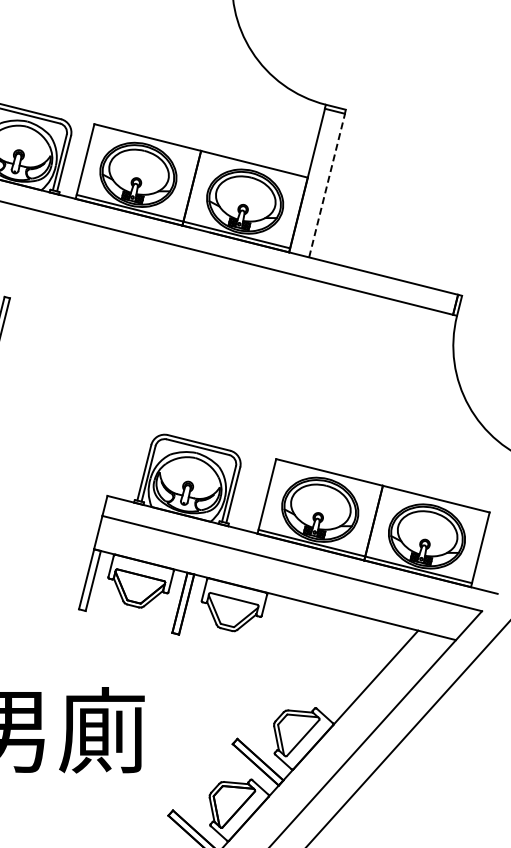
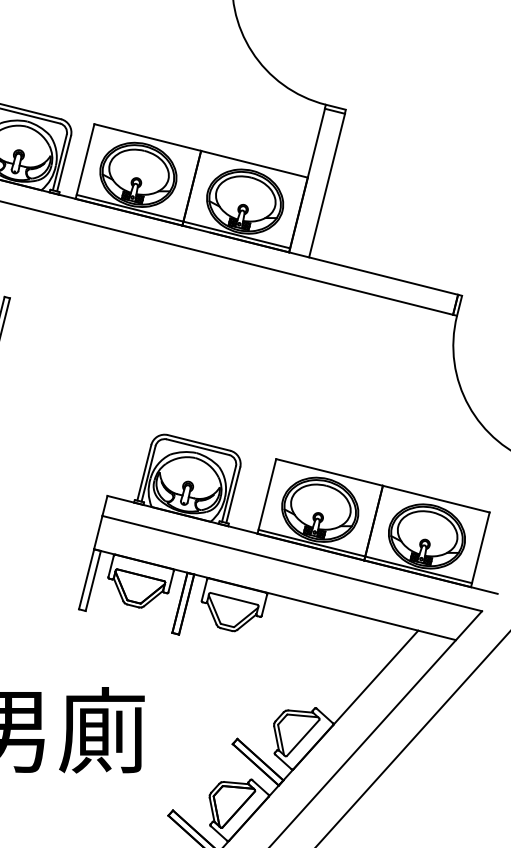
line: dashed -> solid (327, 185)
line position: (407, 733) -> (412, 739) (412, 739)
